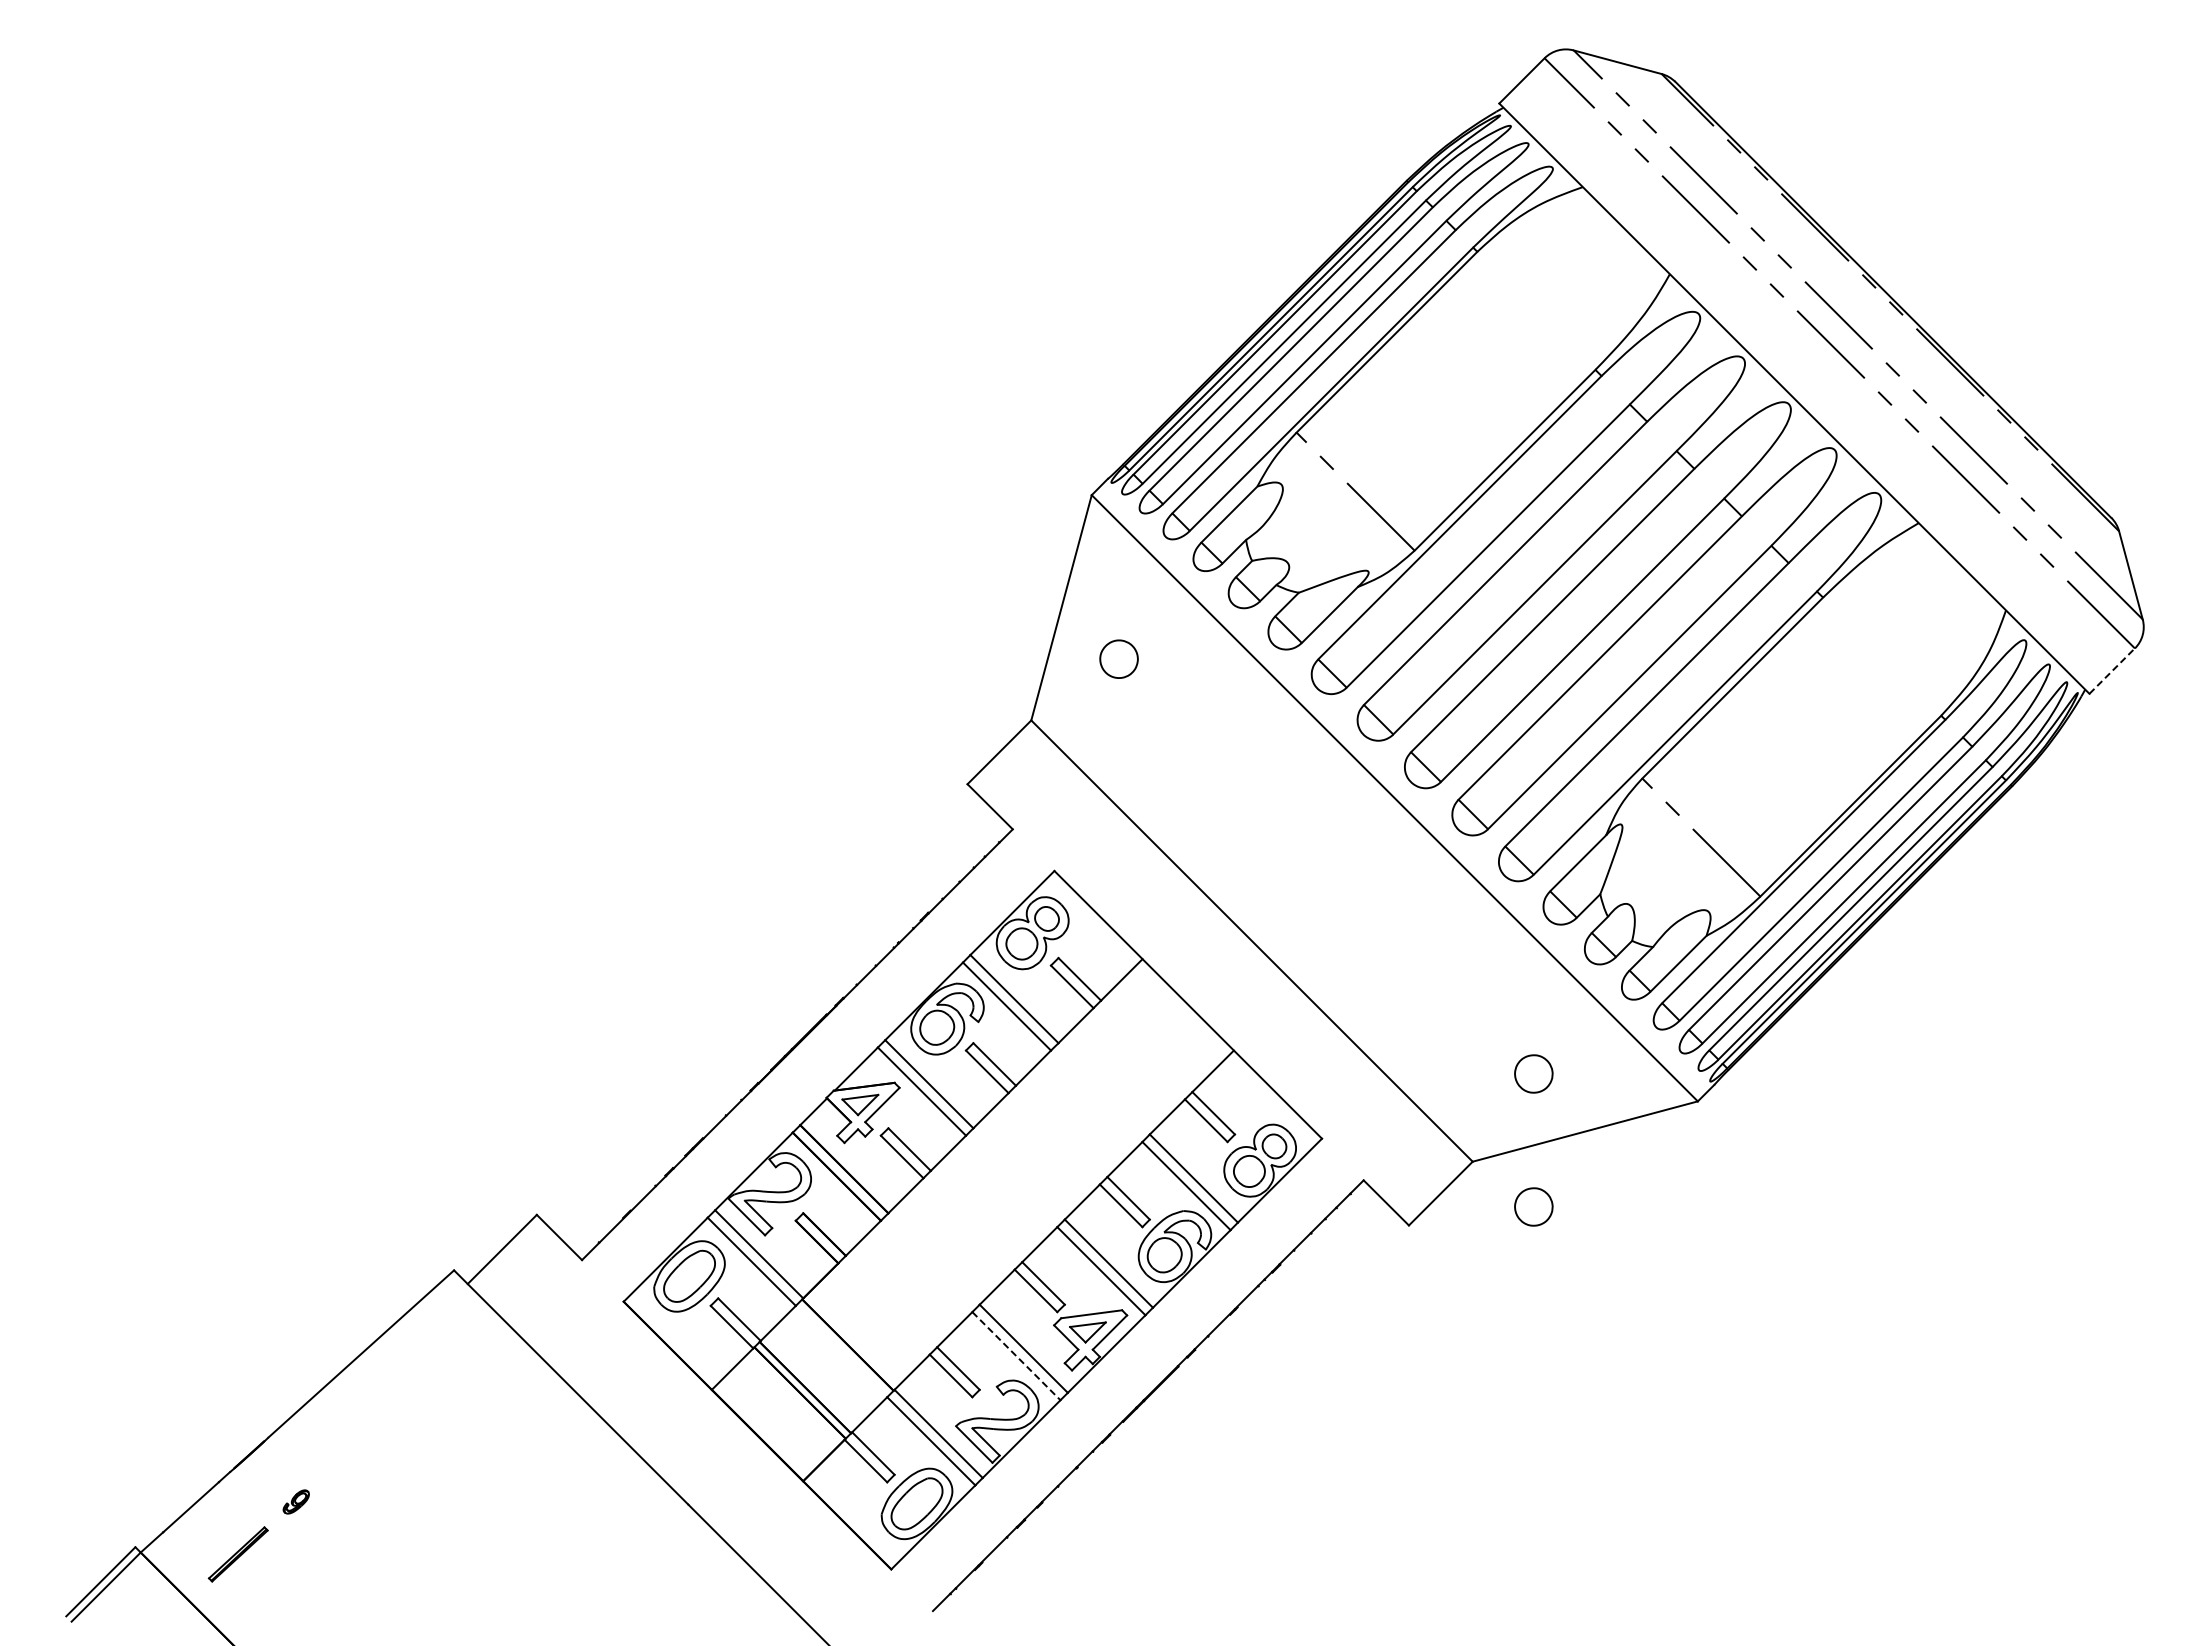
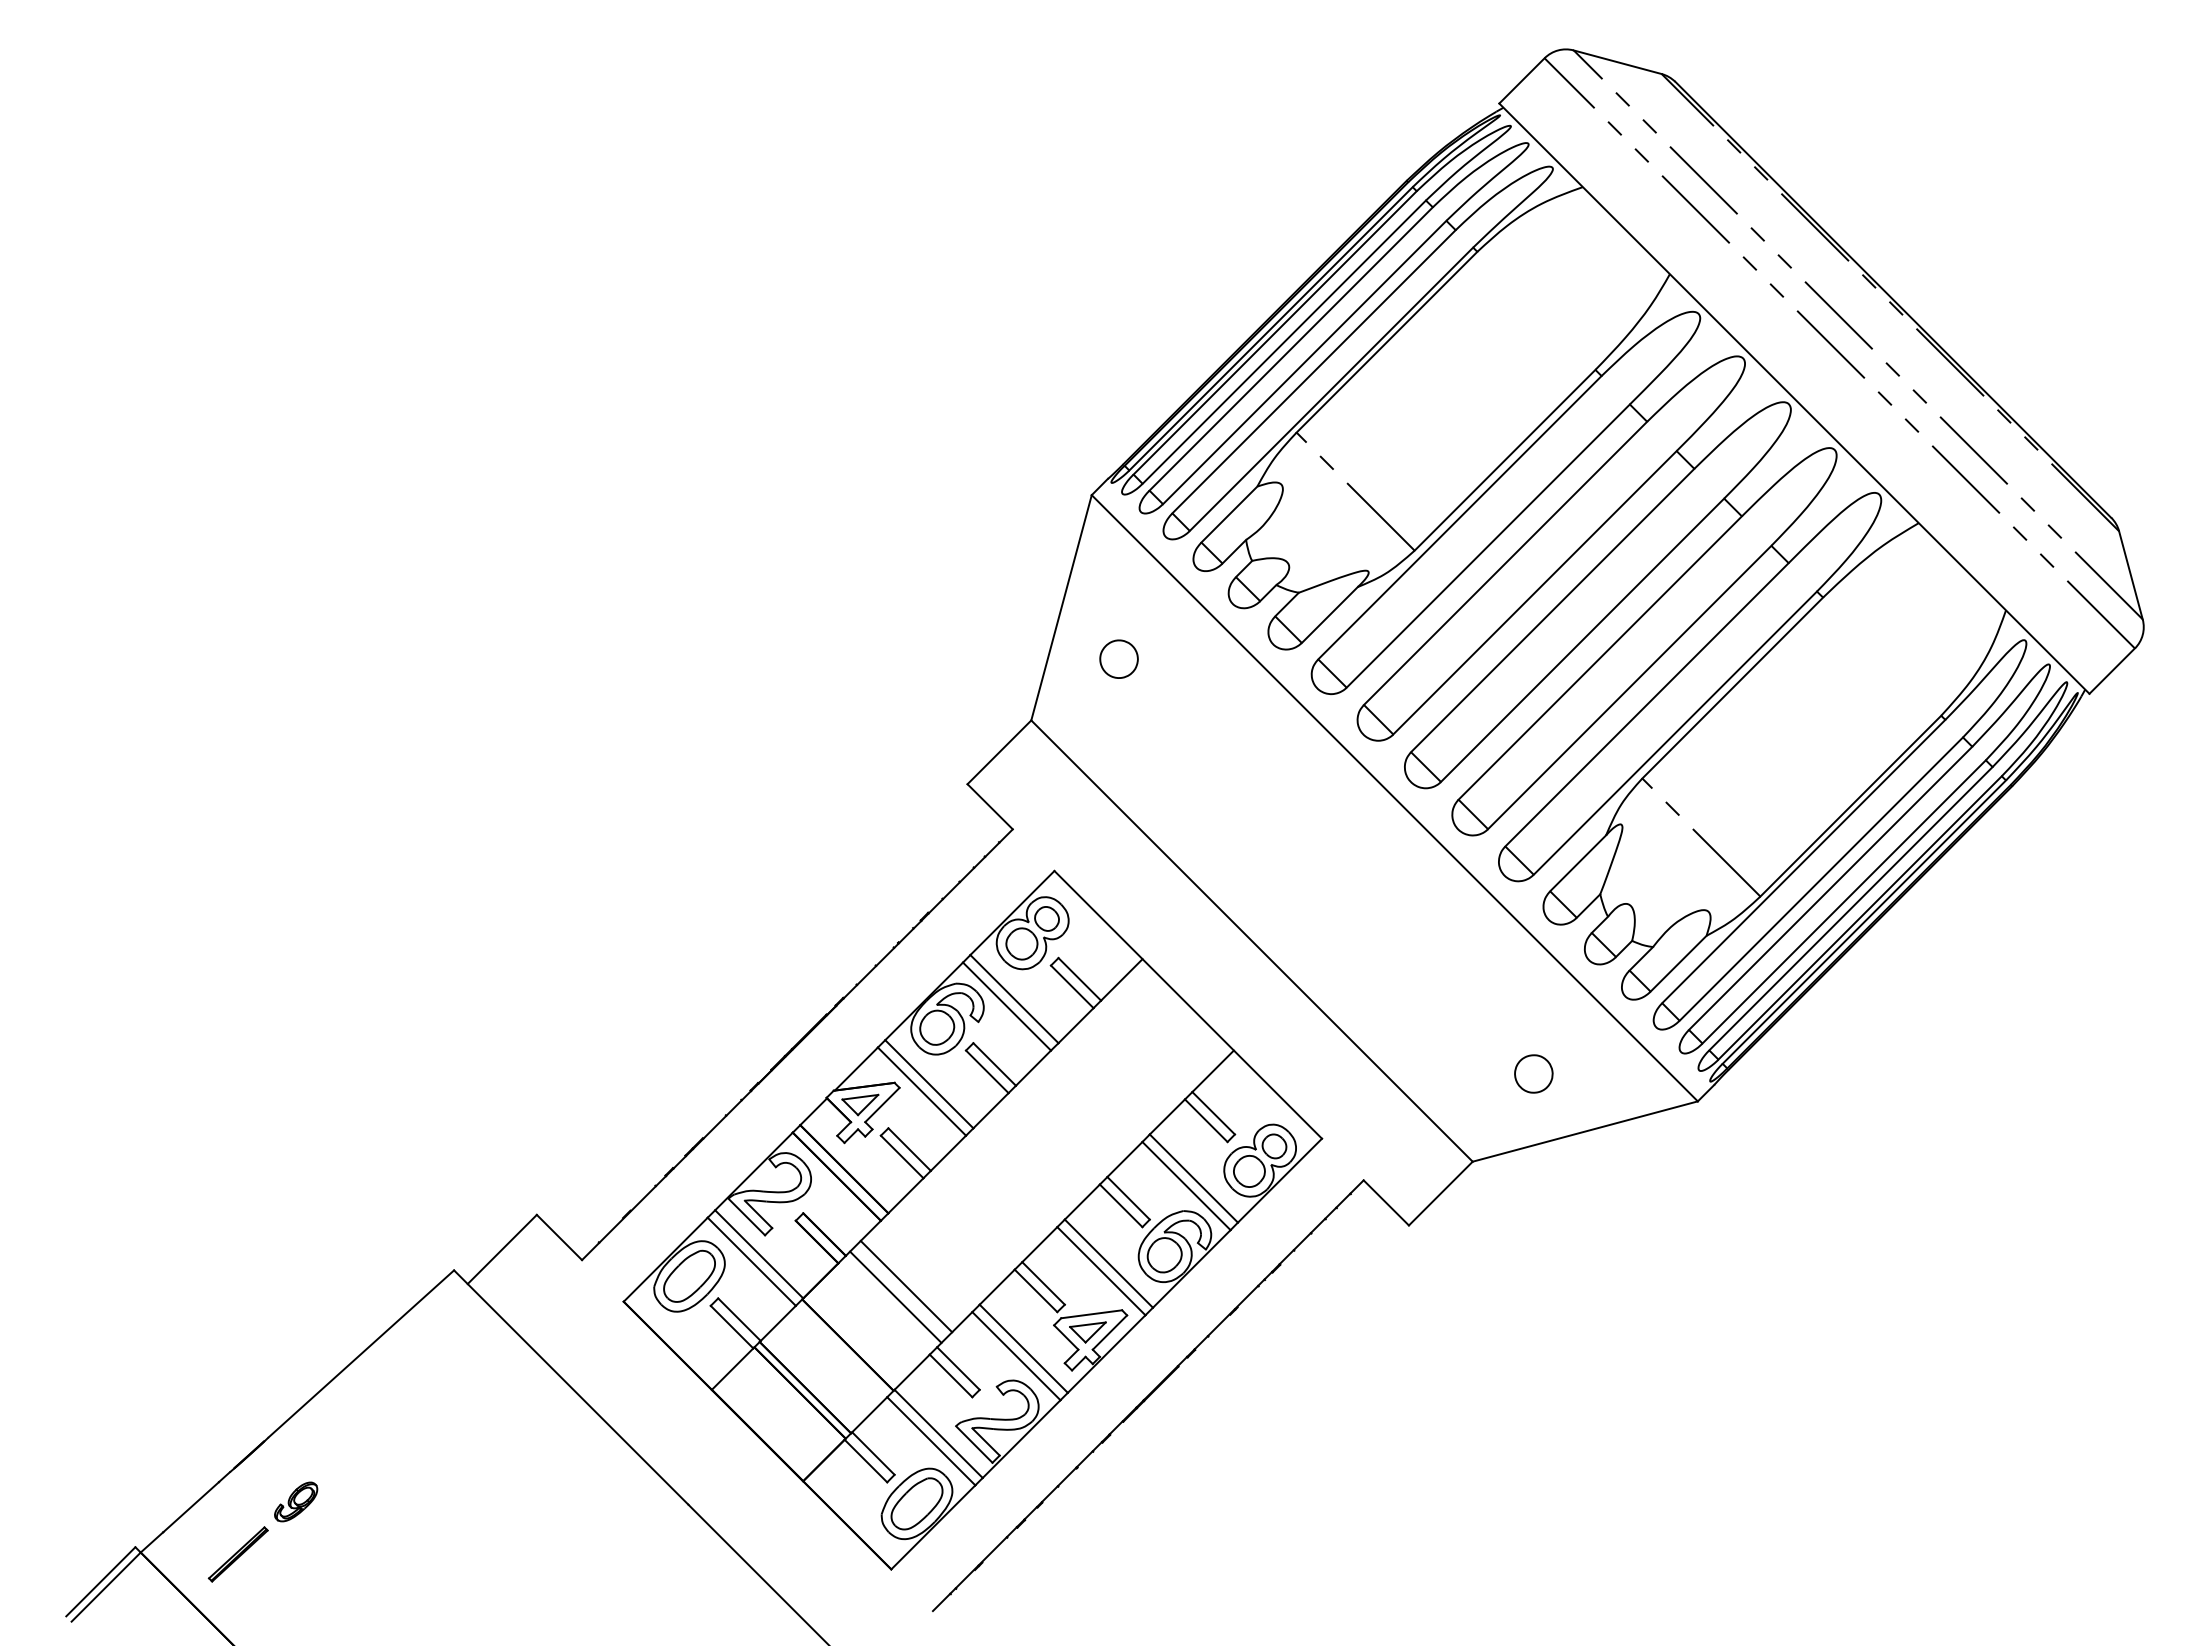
line: dashed -> solid (2112, 670)
part: present -> none (1533, 1206)
line: none -> present (906, 1286)
line: none -> present (895, 1296)
line: dashed -> solid (1016, 1356)
part size: 28x26 px -> 45x42 px (296, 1501)
